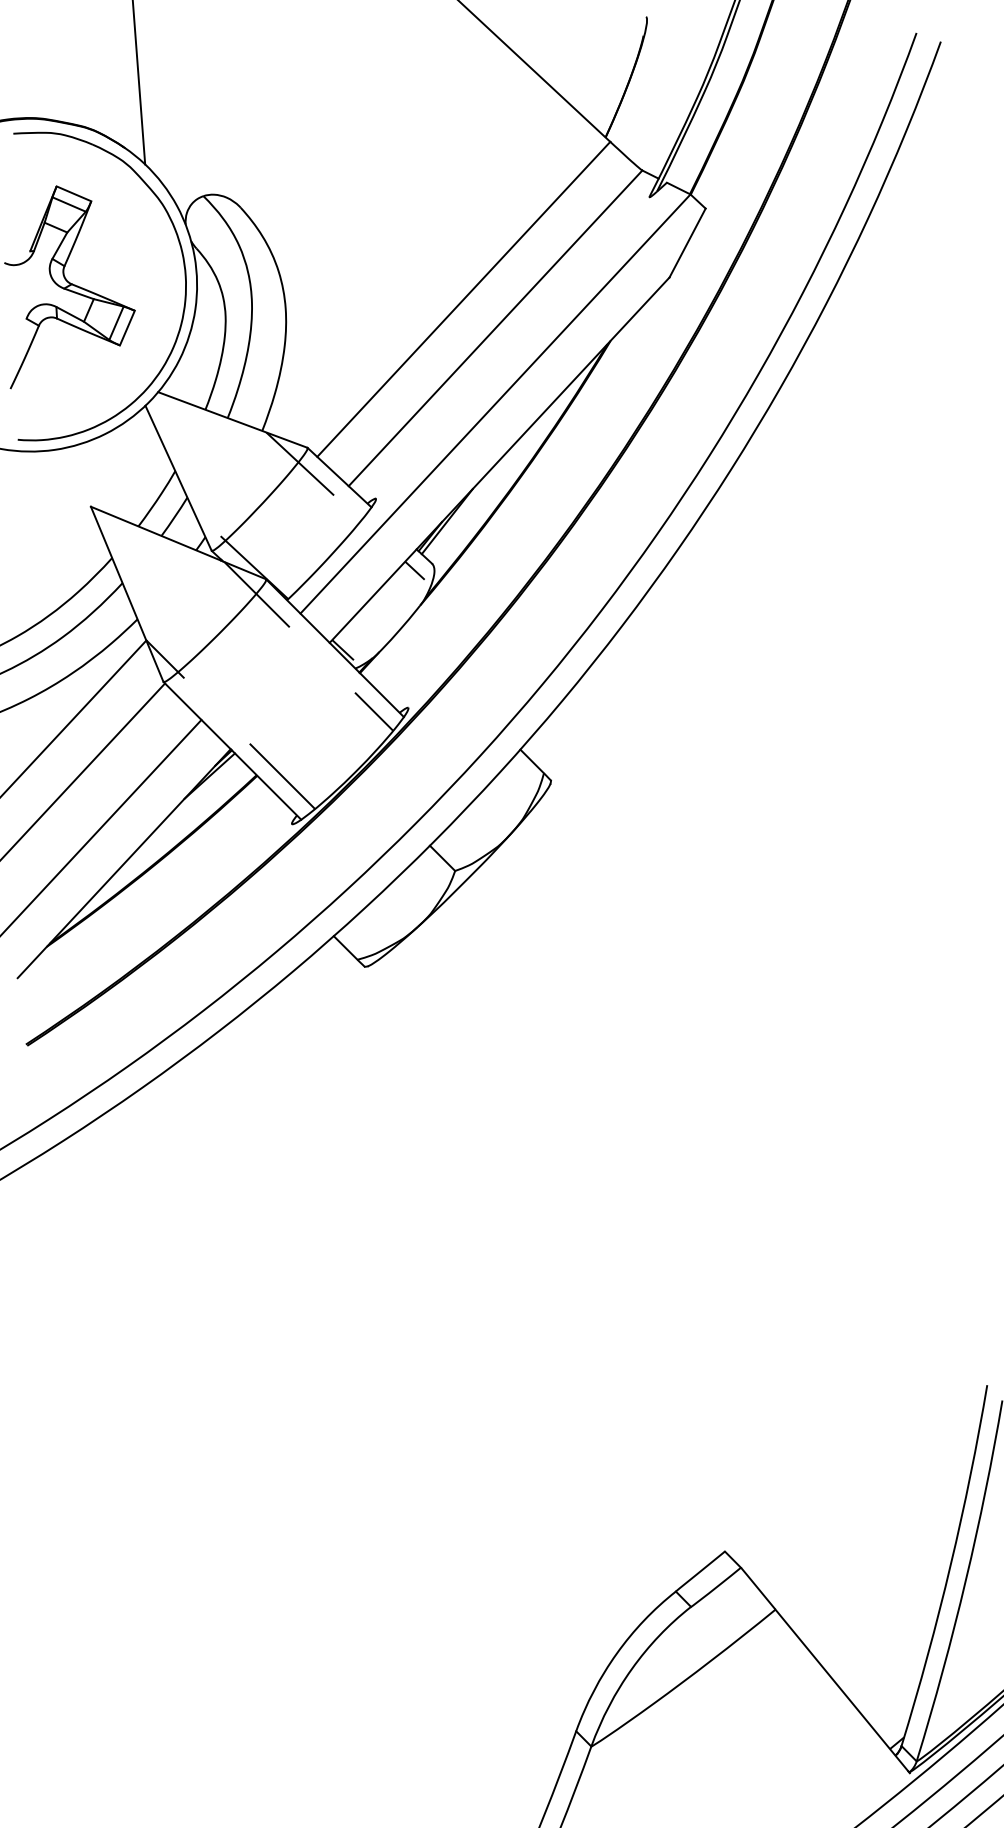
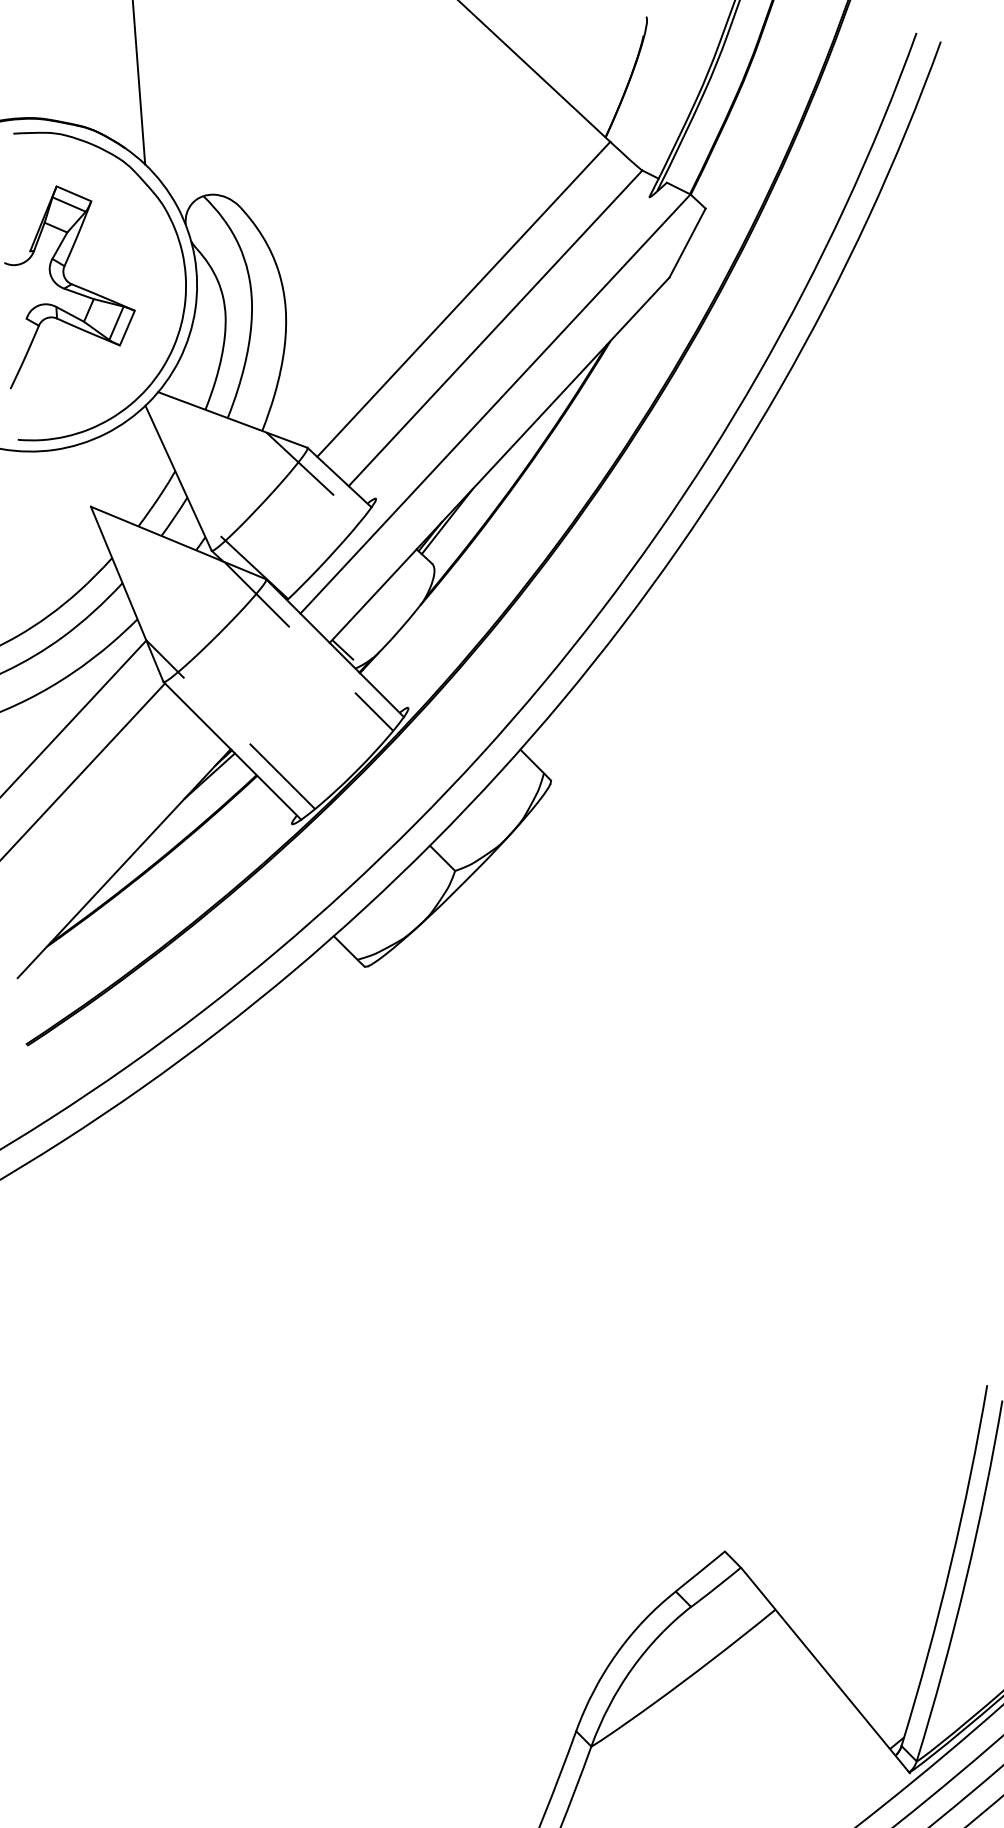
line: present -> none (414, 570)
line: present -> none (101, 826)
